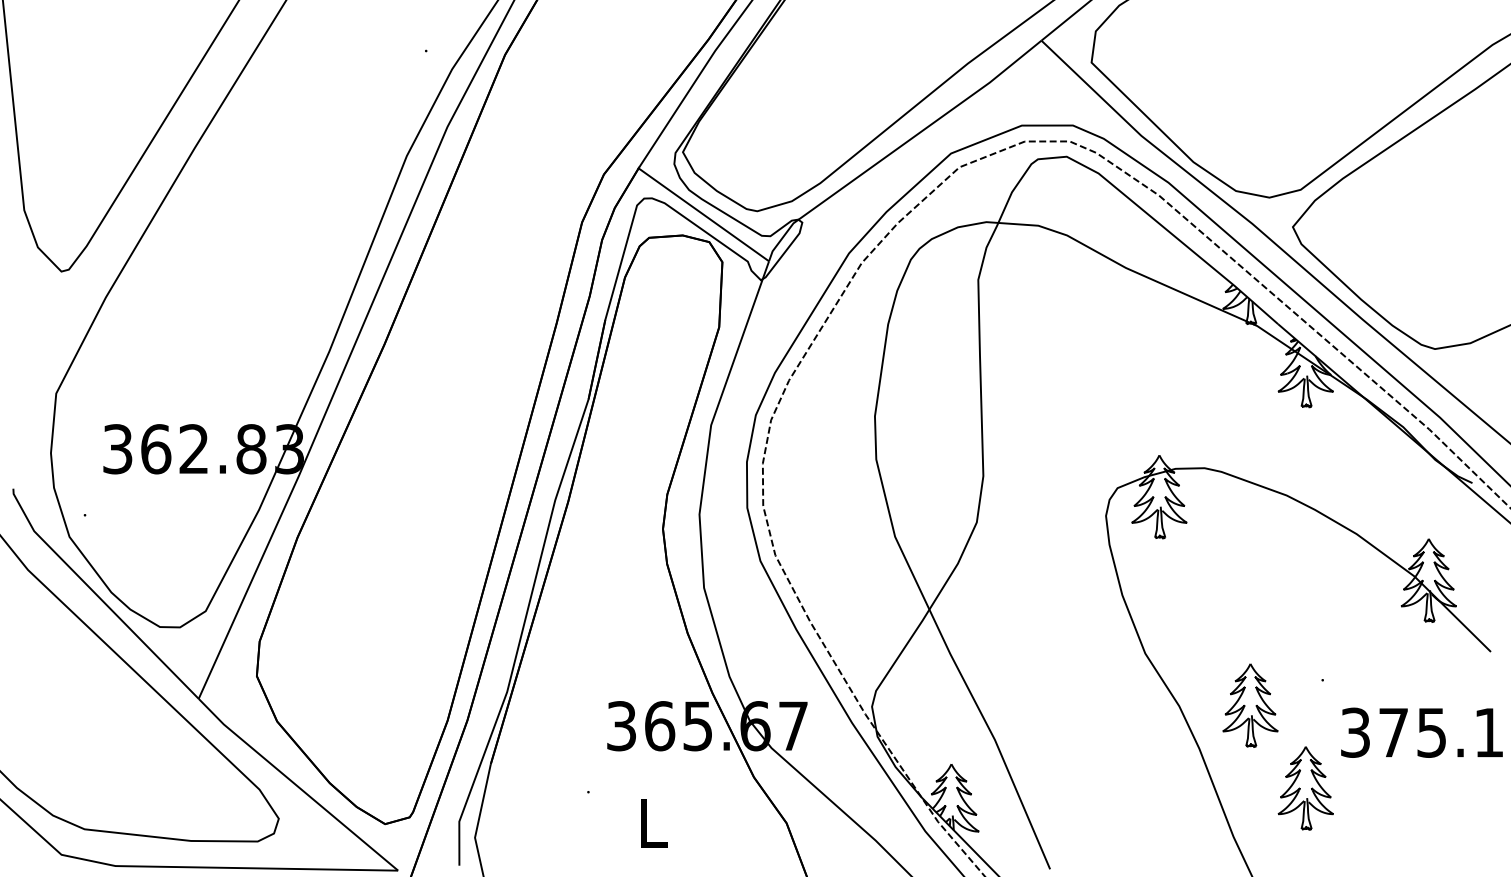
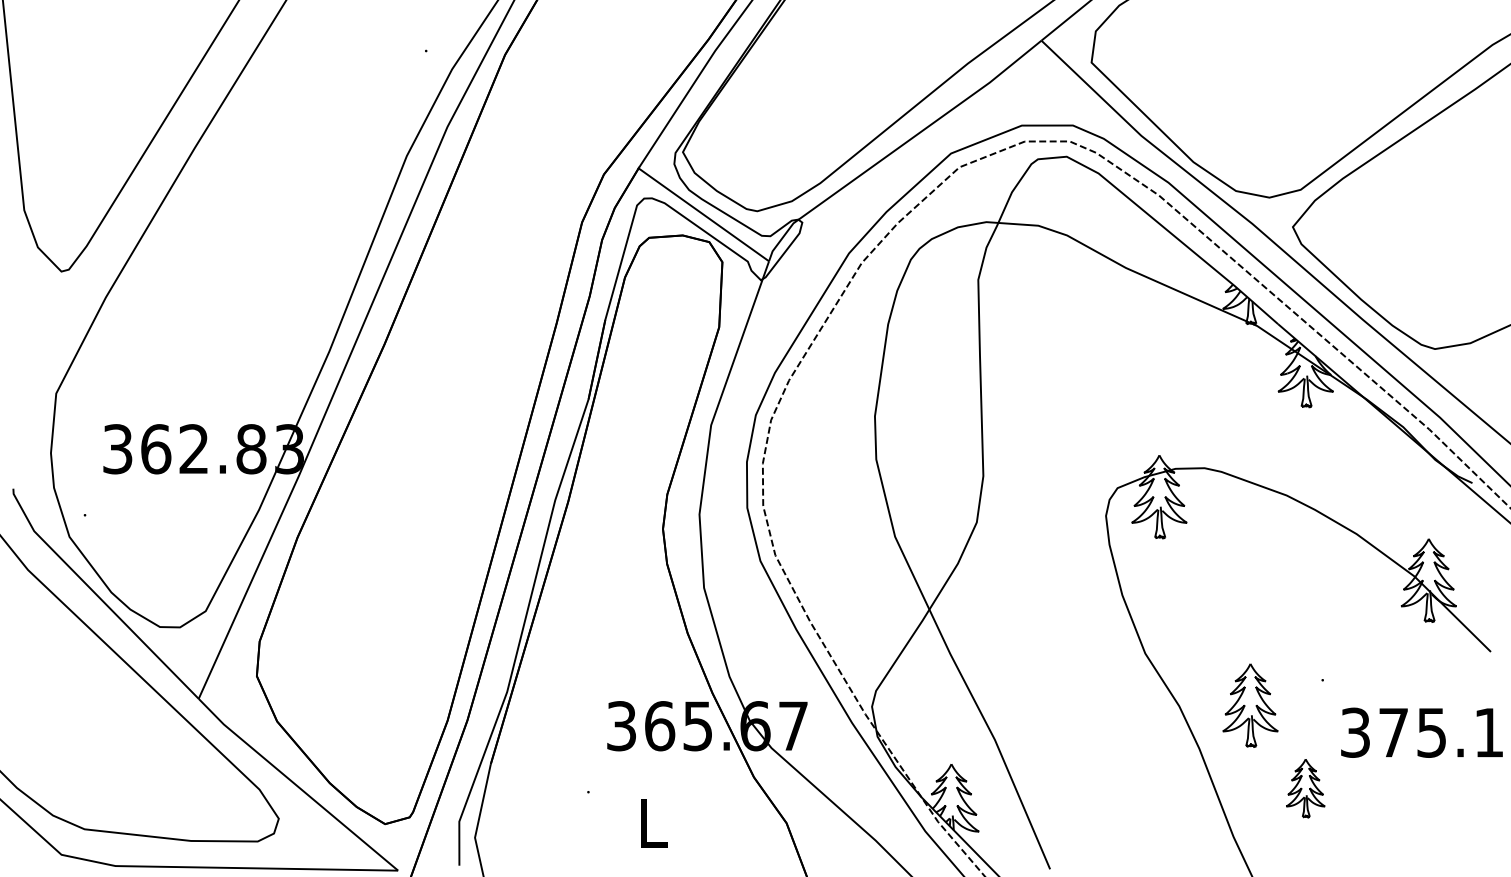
part size: 57x85 px -> 40x60 px (1305, 788)
